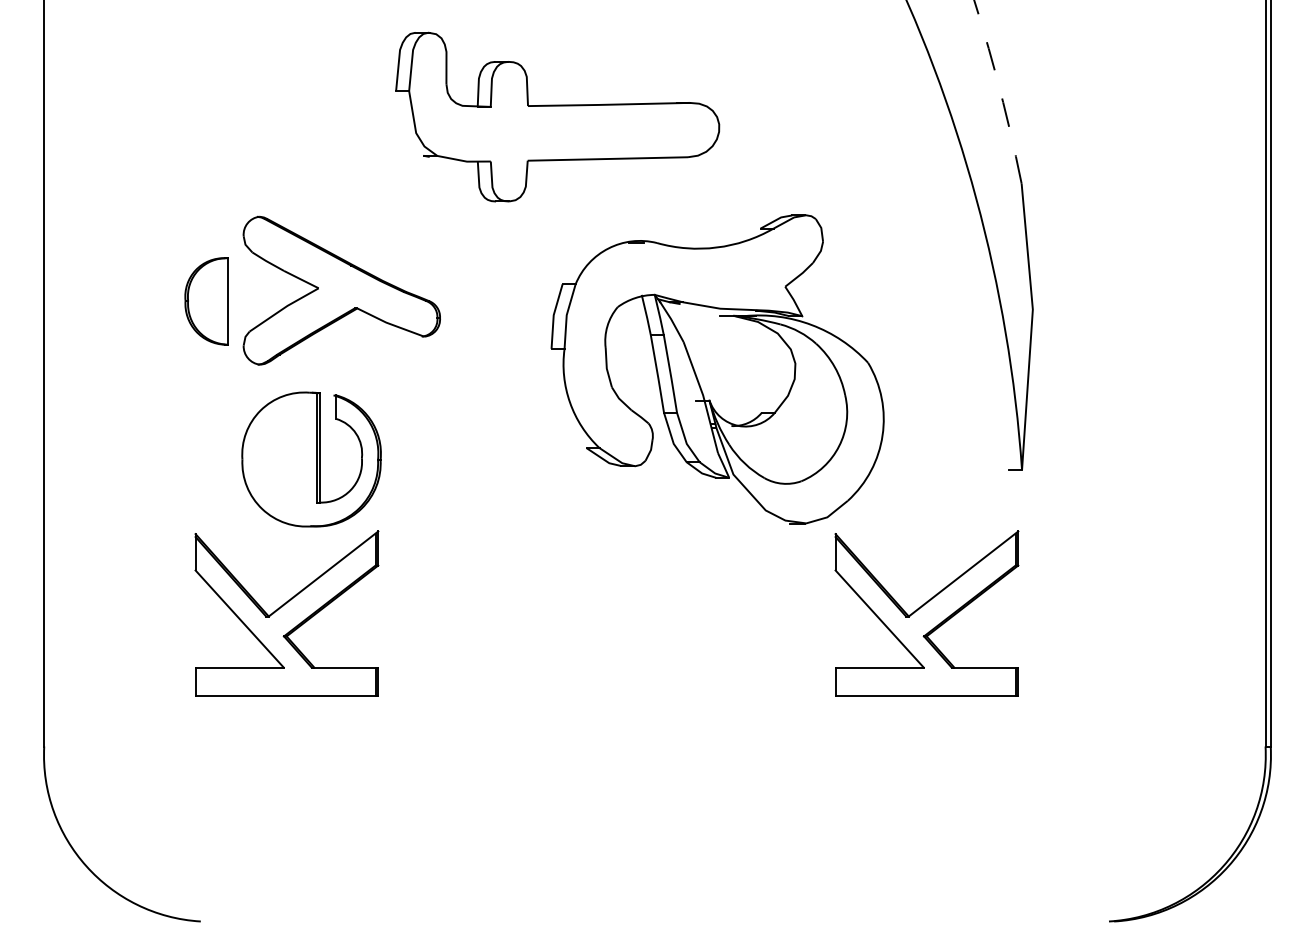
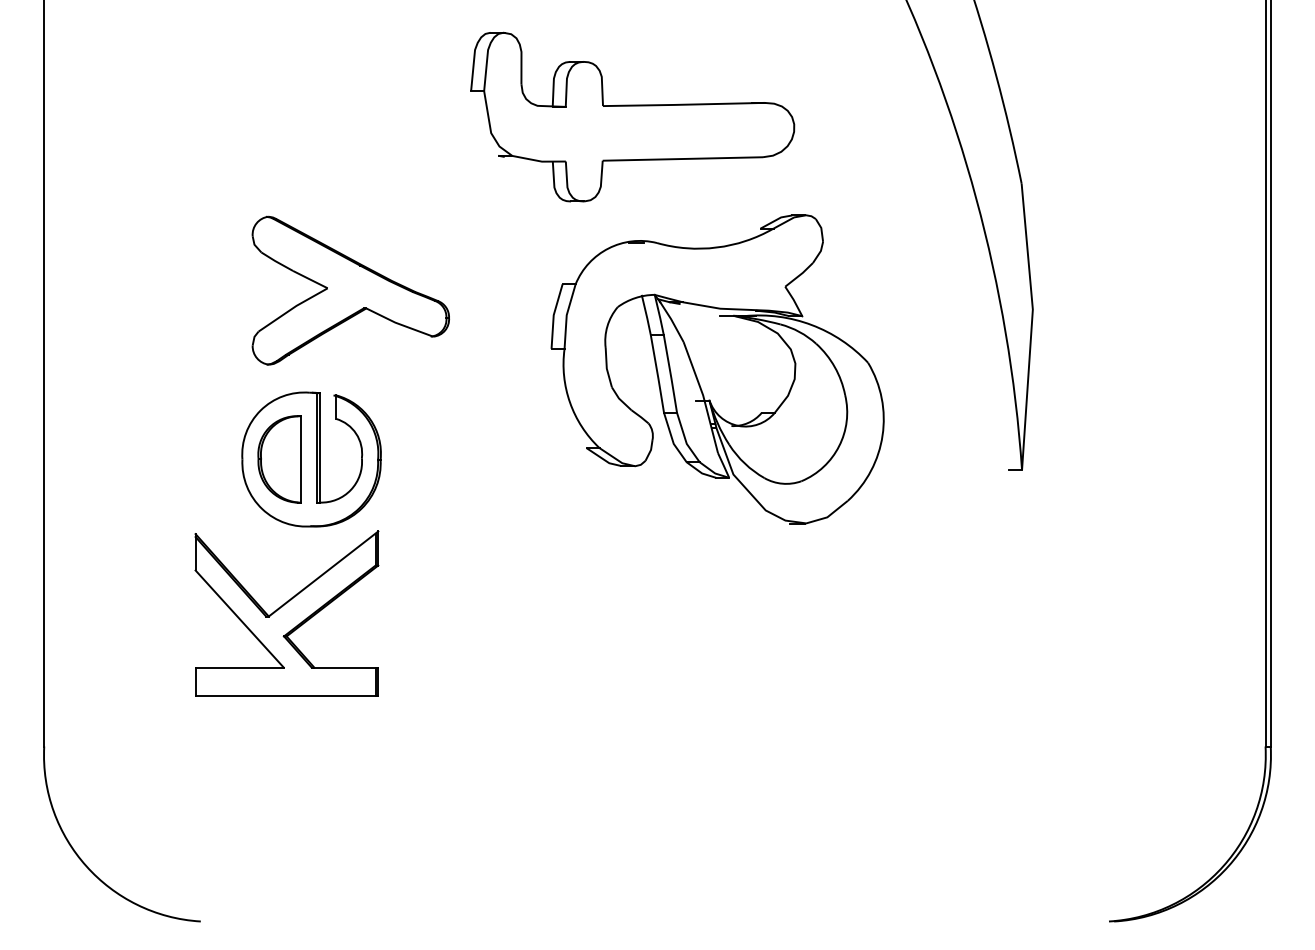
arc: dashed -> solid (1000, 90)
part position: (557, 116) -> (632, 116) (632, 116)
part position: (341, 290) -> (350, 290) (350, 290)
part position: (206, 301) -> (279, 459) (279, 459)
part: present -> none (926, 613)
